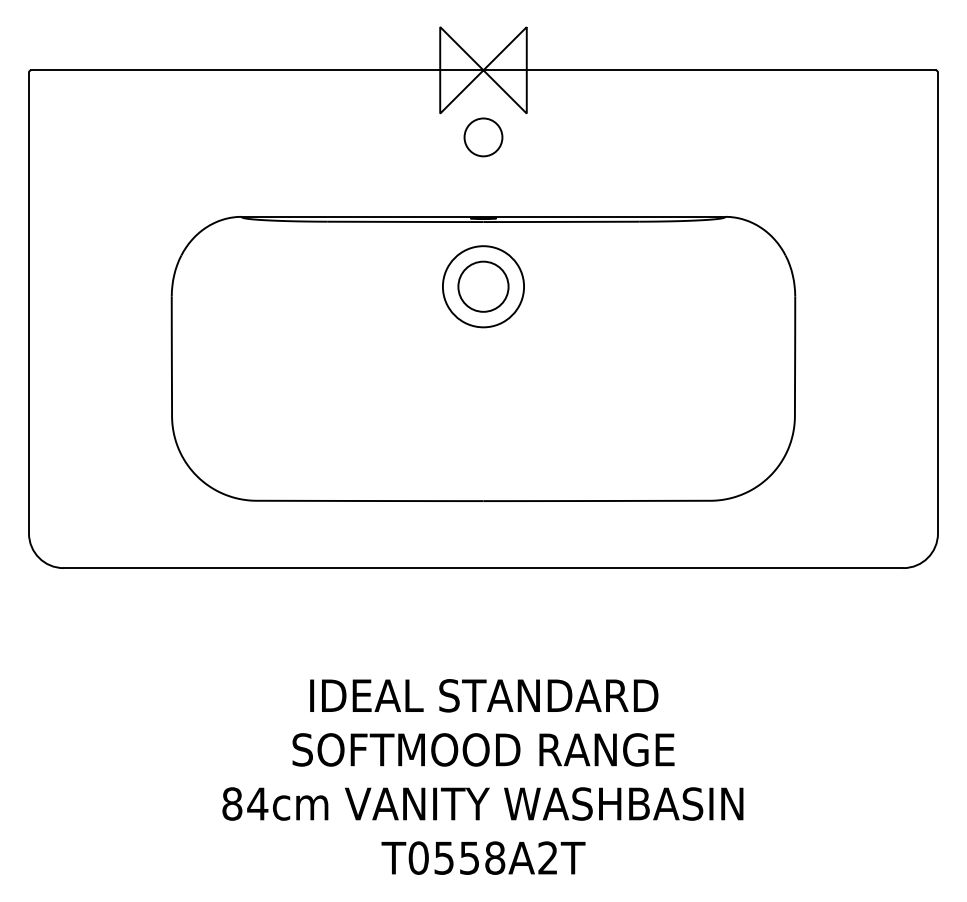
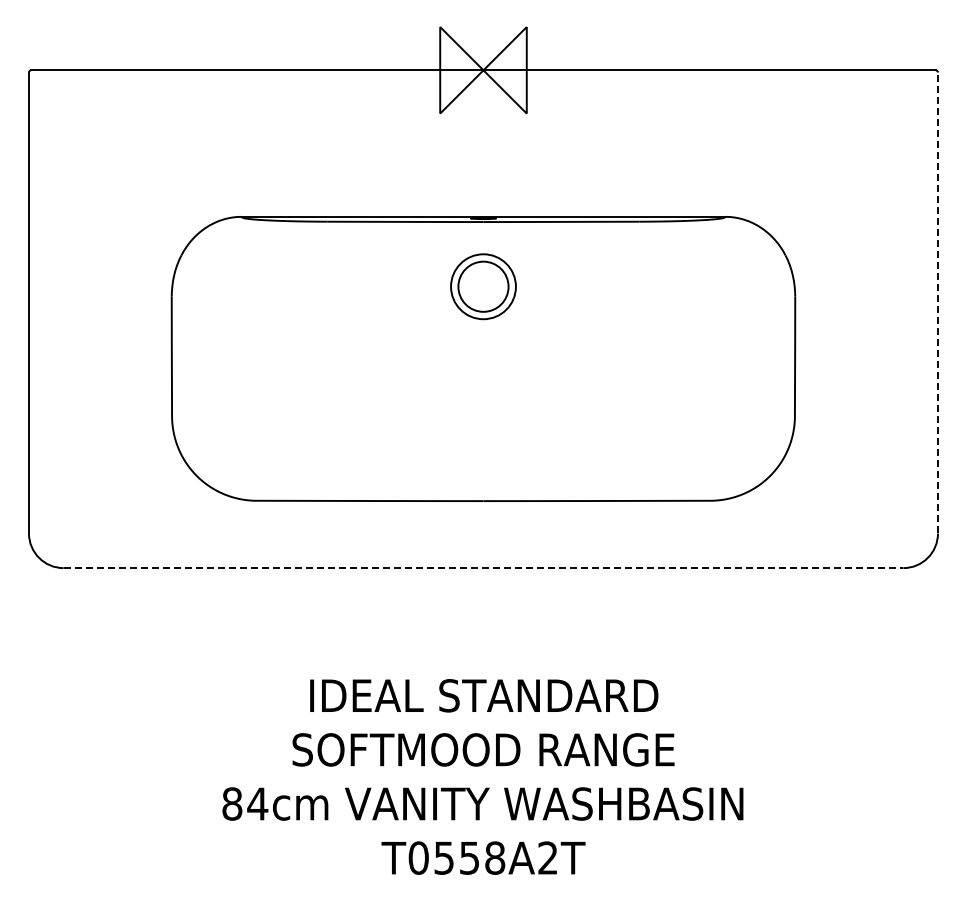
circle: present -> none (483, 137)
circle diameter: 81 px -> 65 px (483, 286)
line: solid -> dashed (937, 302)
line: solid -> dashed (483, 568)
